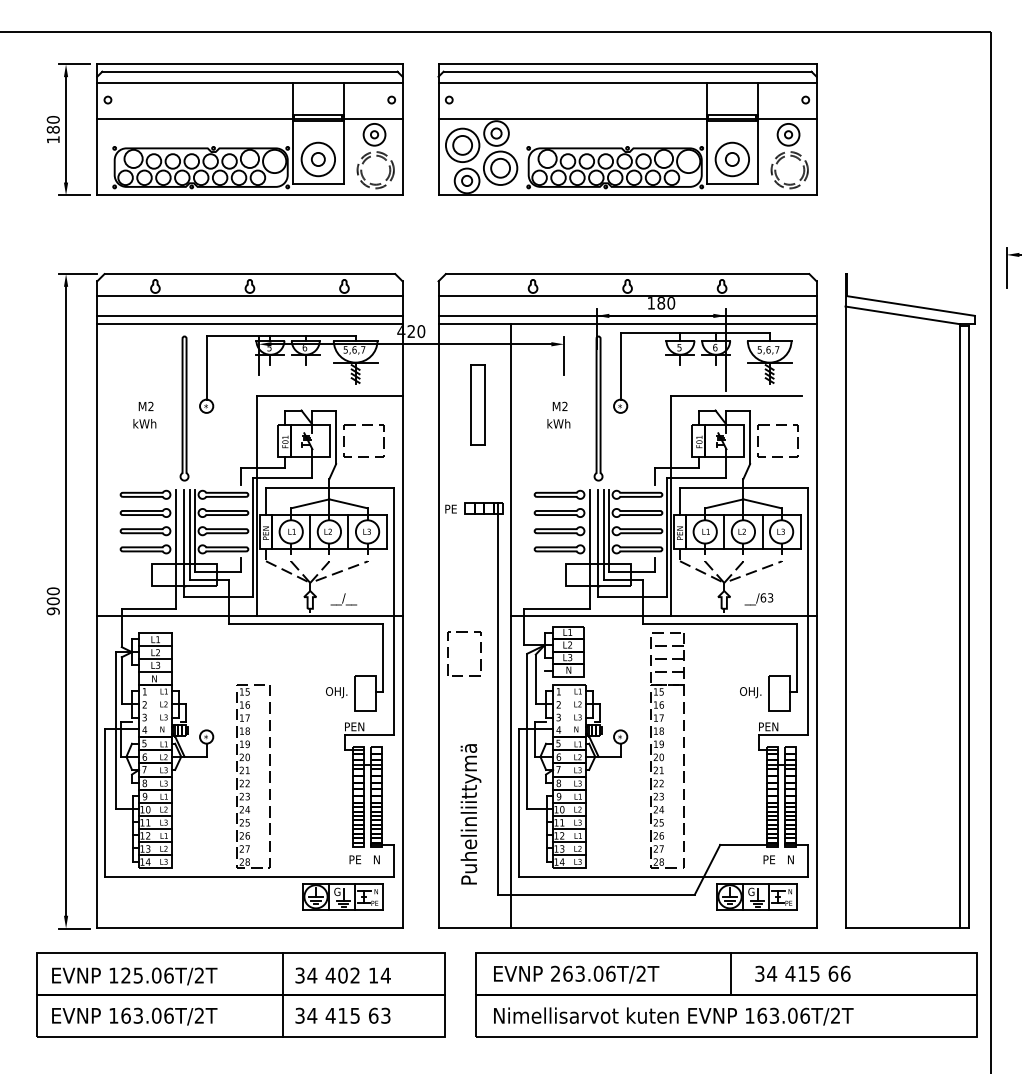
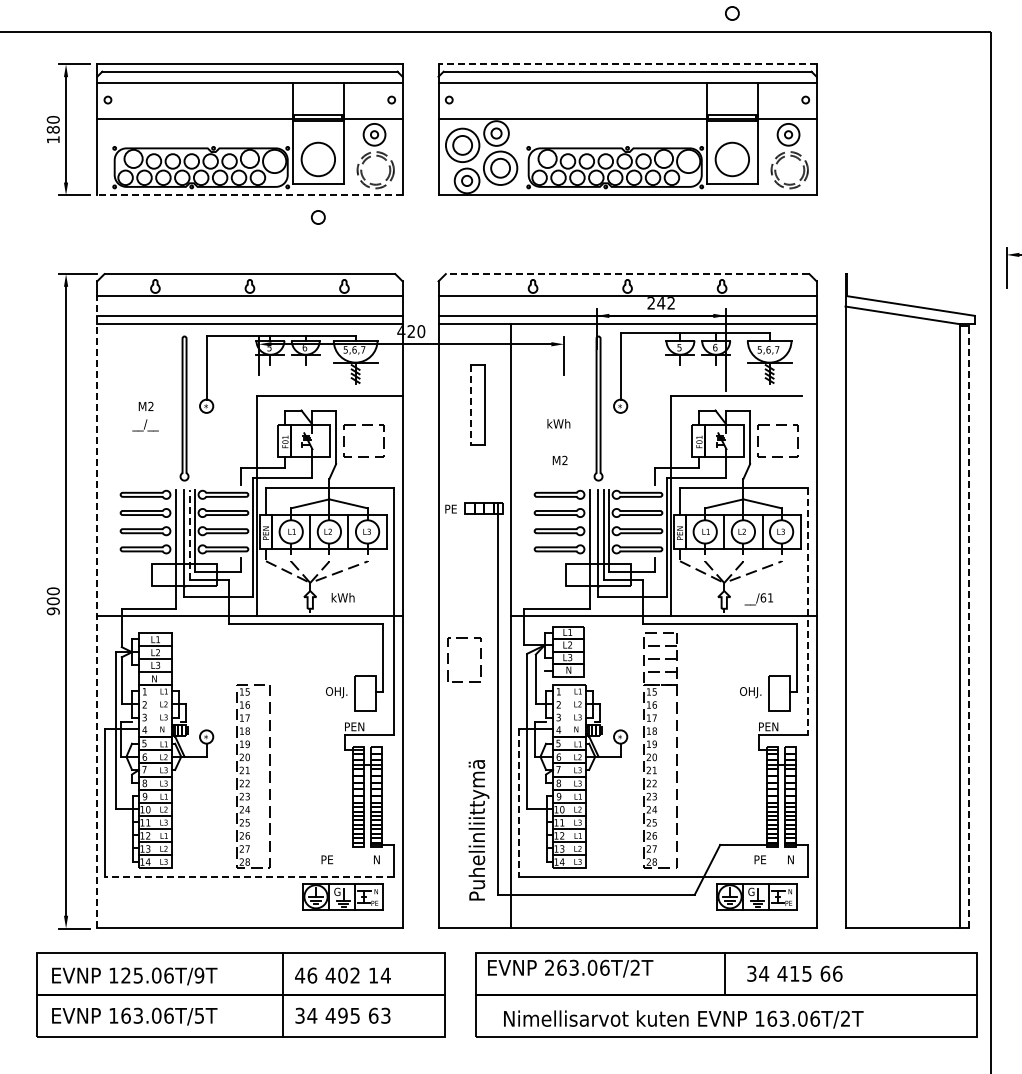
line: solid -> dashed (627, 64)
circle position: (318, 159) -> (318, 217) (318, 217)
circle position: (732, 159) -> (732, 13) (732, 13)
line: solid -> dashed (249, 195)
line: solid -> dashed (627, 274)
text: 180 -> 242 (661, 303)
line: solid -> dashed (470, 404)
text position: (559, 405) -> (559, 459) (559, 459)
text: kWh -> __/__ (145, 425)
line: solid -> dashed (189, 534)
text: __/63 -> __/61 (770, 597)
text: __/__ -> kWh (343, 599)
line: solid -> dashed (97, 611)
line: solid -> dashed (807, 611)
line: solid -> dashed (969, 626)
part position: (448, 653) -> (448, 659) (448, 659)
part position: (667, 750) -> (660, 750) (660, 750)
line: solid -> dashed (518, 803)
text position: (470, 814) -> (478, 830) (478, 830)
text position: (355, 859) -> (327, 859) (327, 859)
text position: (769, 859) -> (760, 859) (760, 859)
line: solid -> dashed (249, 876)
text position: (802, 973) -> (794, 973) (794, 973)
text position: (576, 974) -> (570, 968) (570, 968)
line position: (730, 974) -> (724, 974) (724, 974)
text: 125.06T/2T -> 125.06T/9T (199, 975)
text: 34 -> 46 (306, 975)
text: 163.06T/2T -> 163.06T/5T (199, 1015)
text: 415 -> 495 (342, 1015)
text position: (673, 1016) -> (683, 1019) (683, 1019)
